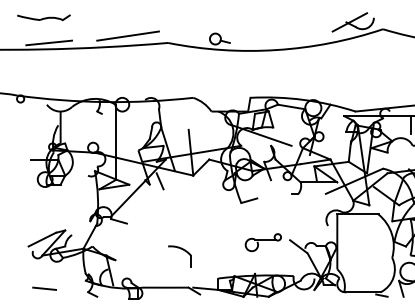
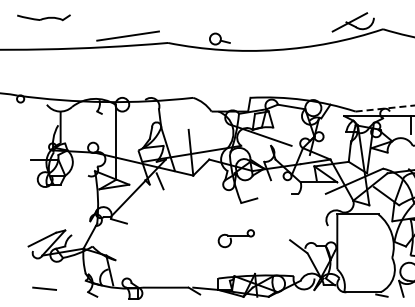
line: present -> none (49, 42)
line: solid -> dashed (385, 108)
part position: (262, 242) -> (235, 238) (235, 238)
part: present -> none (182, 250)
